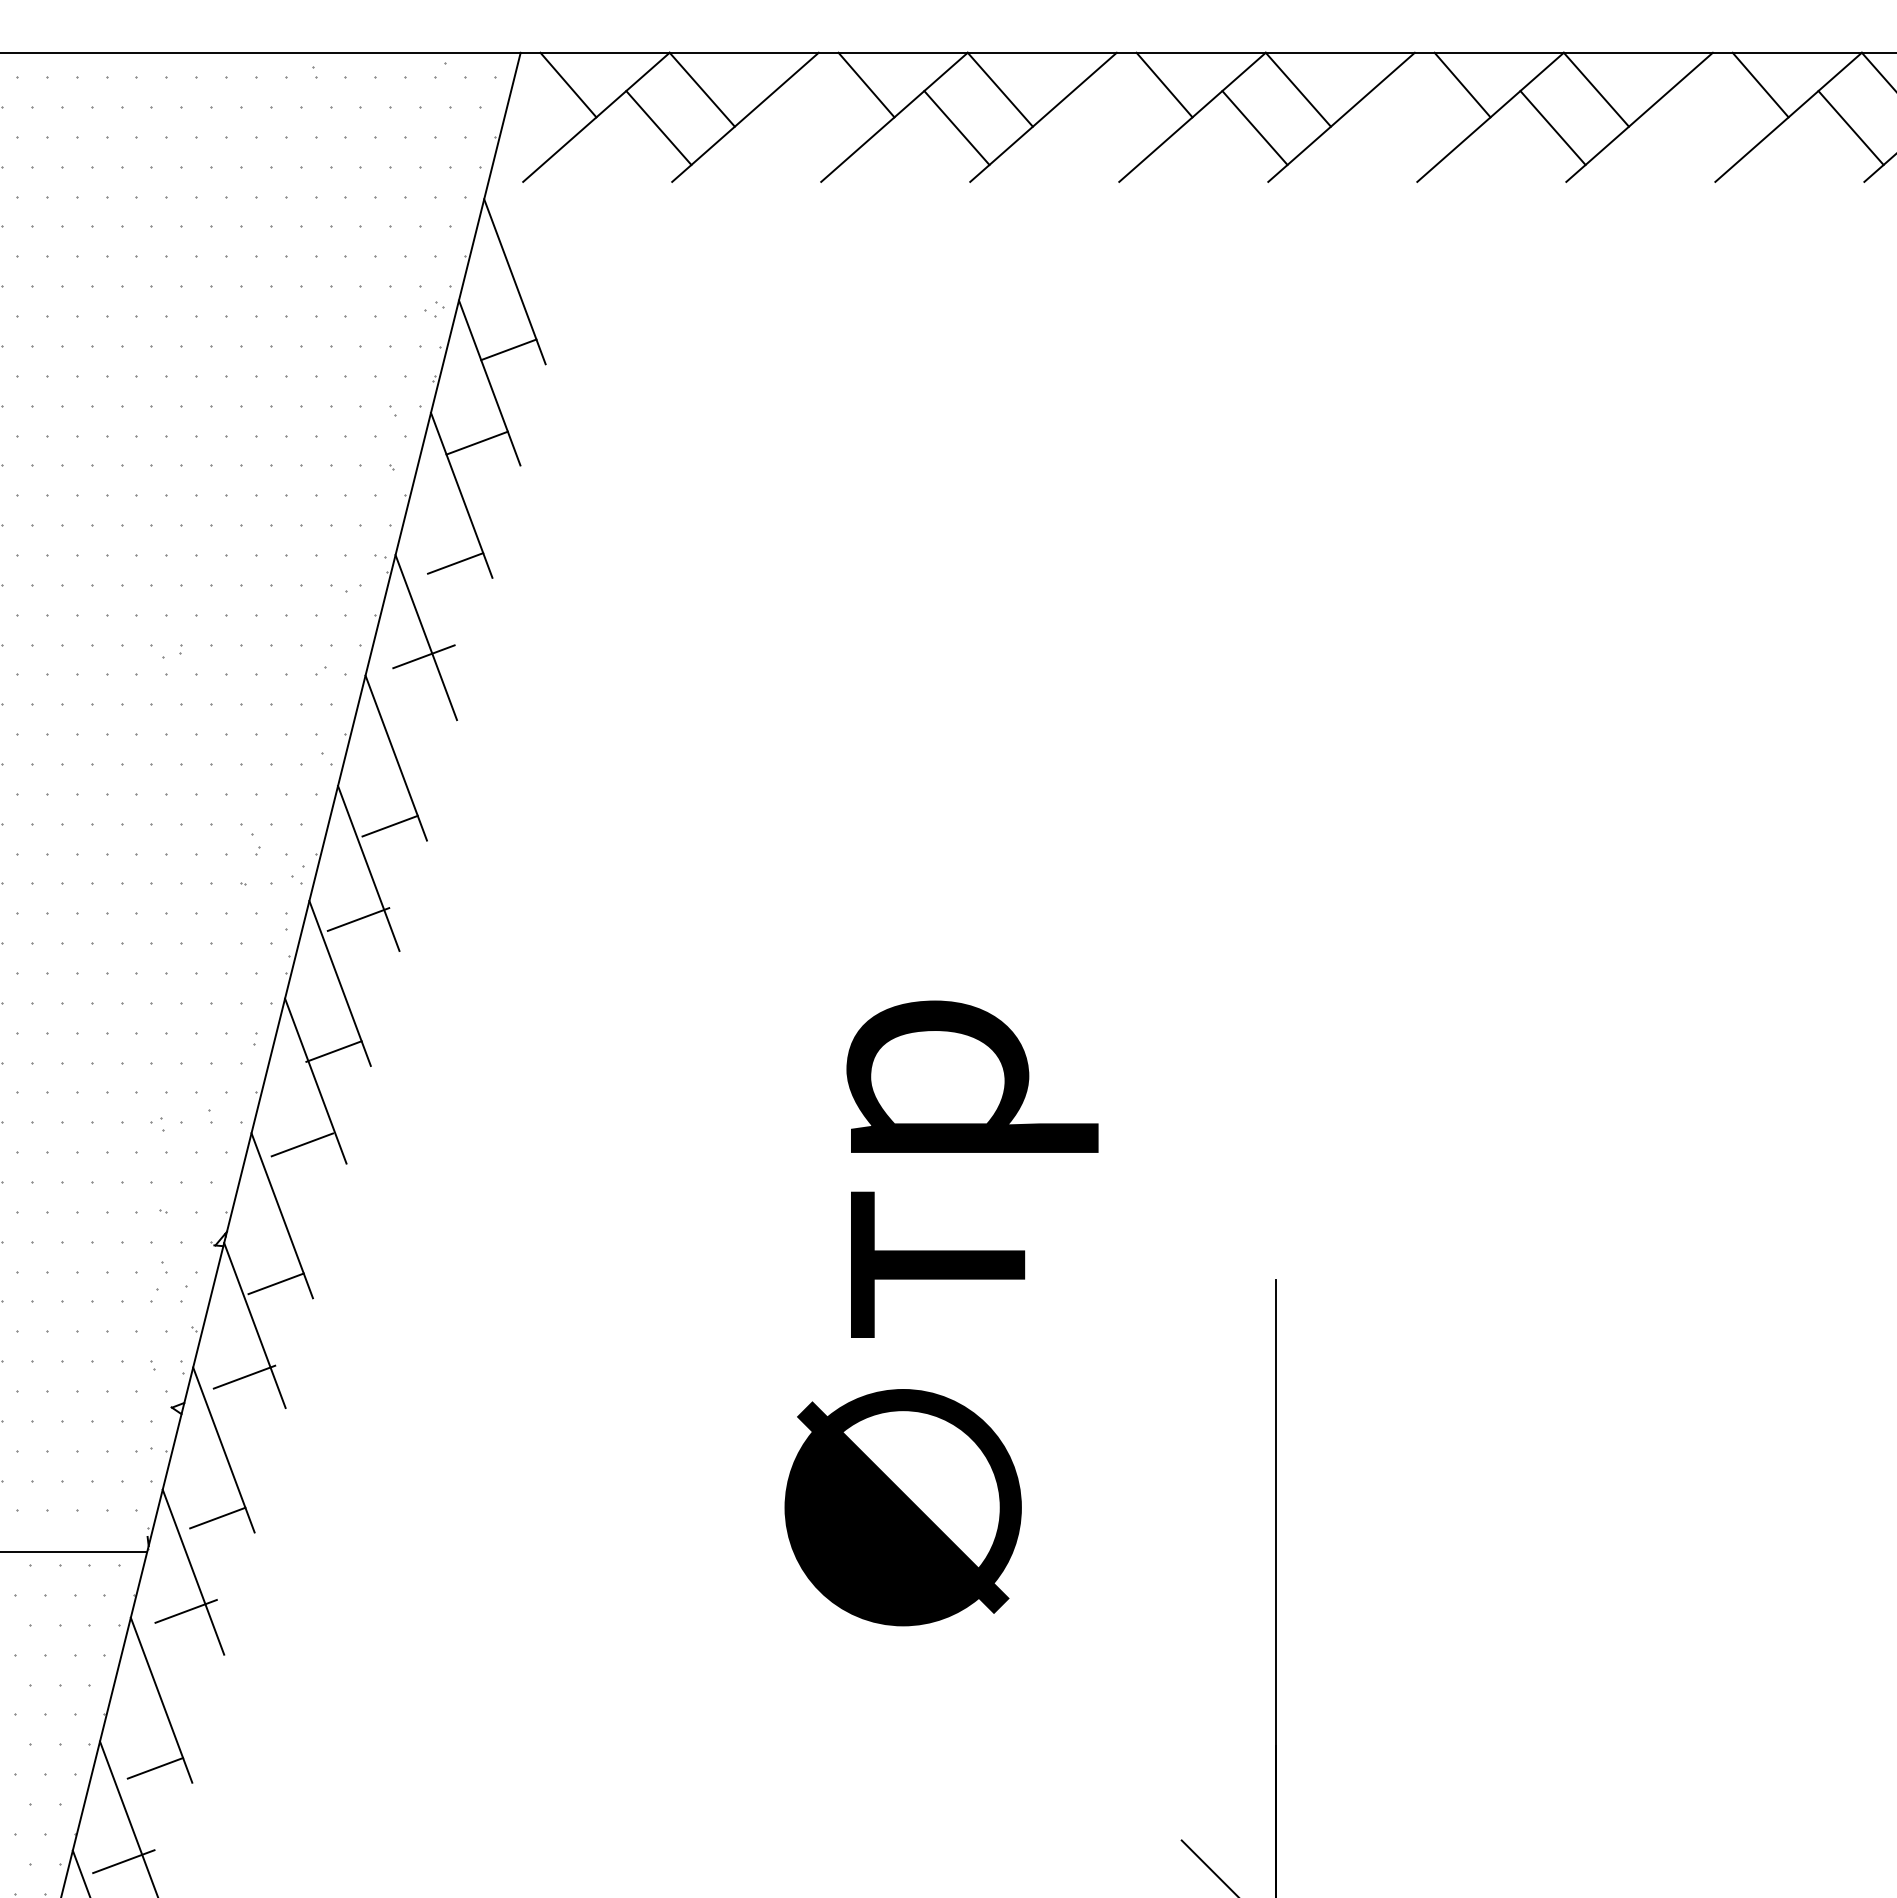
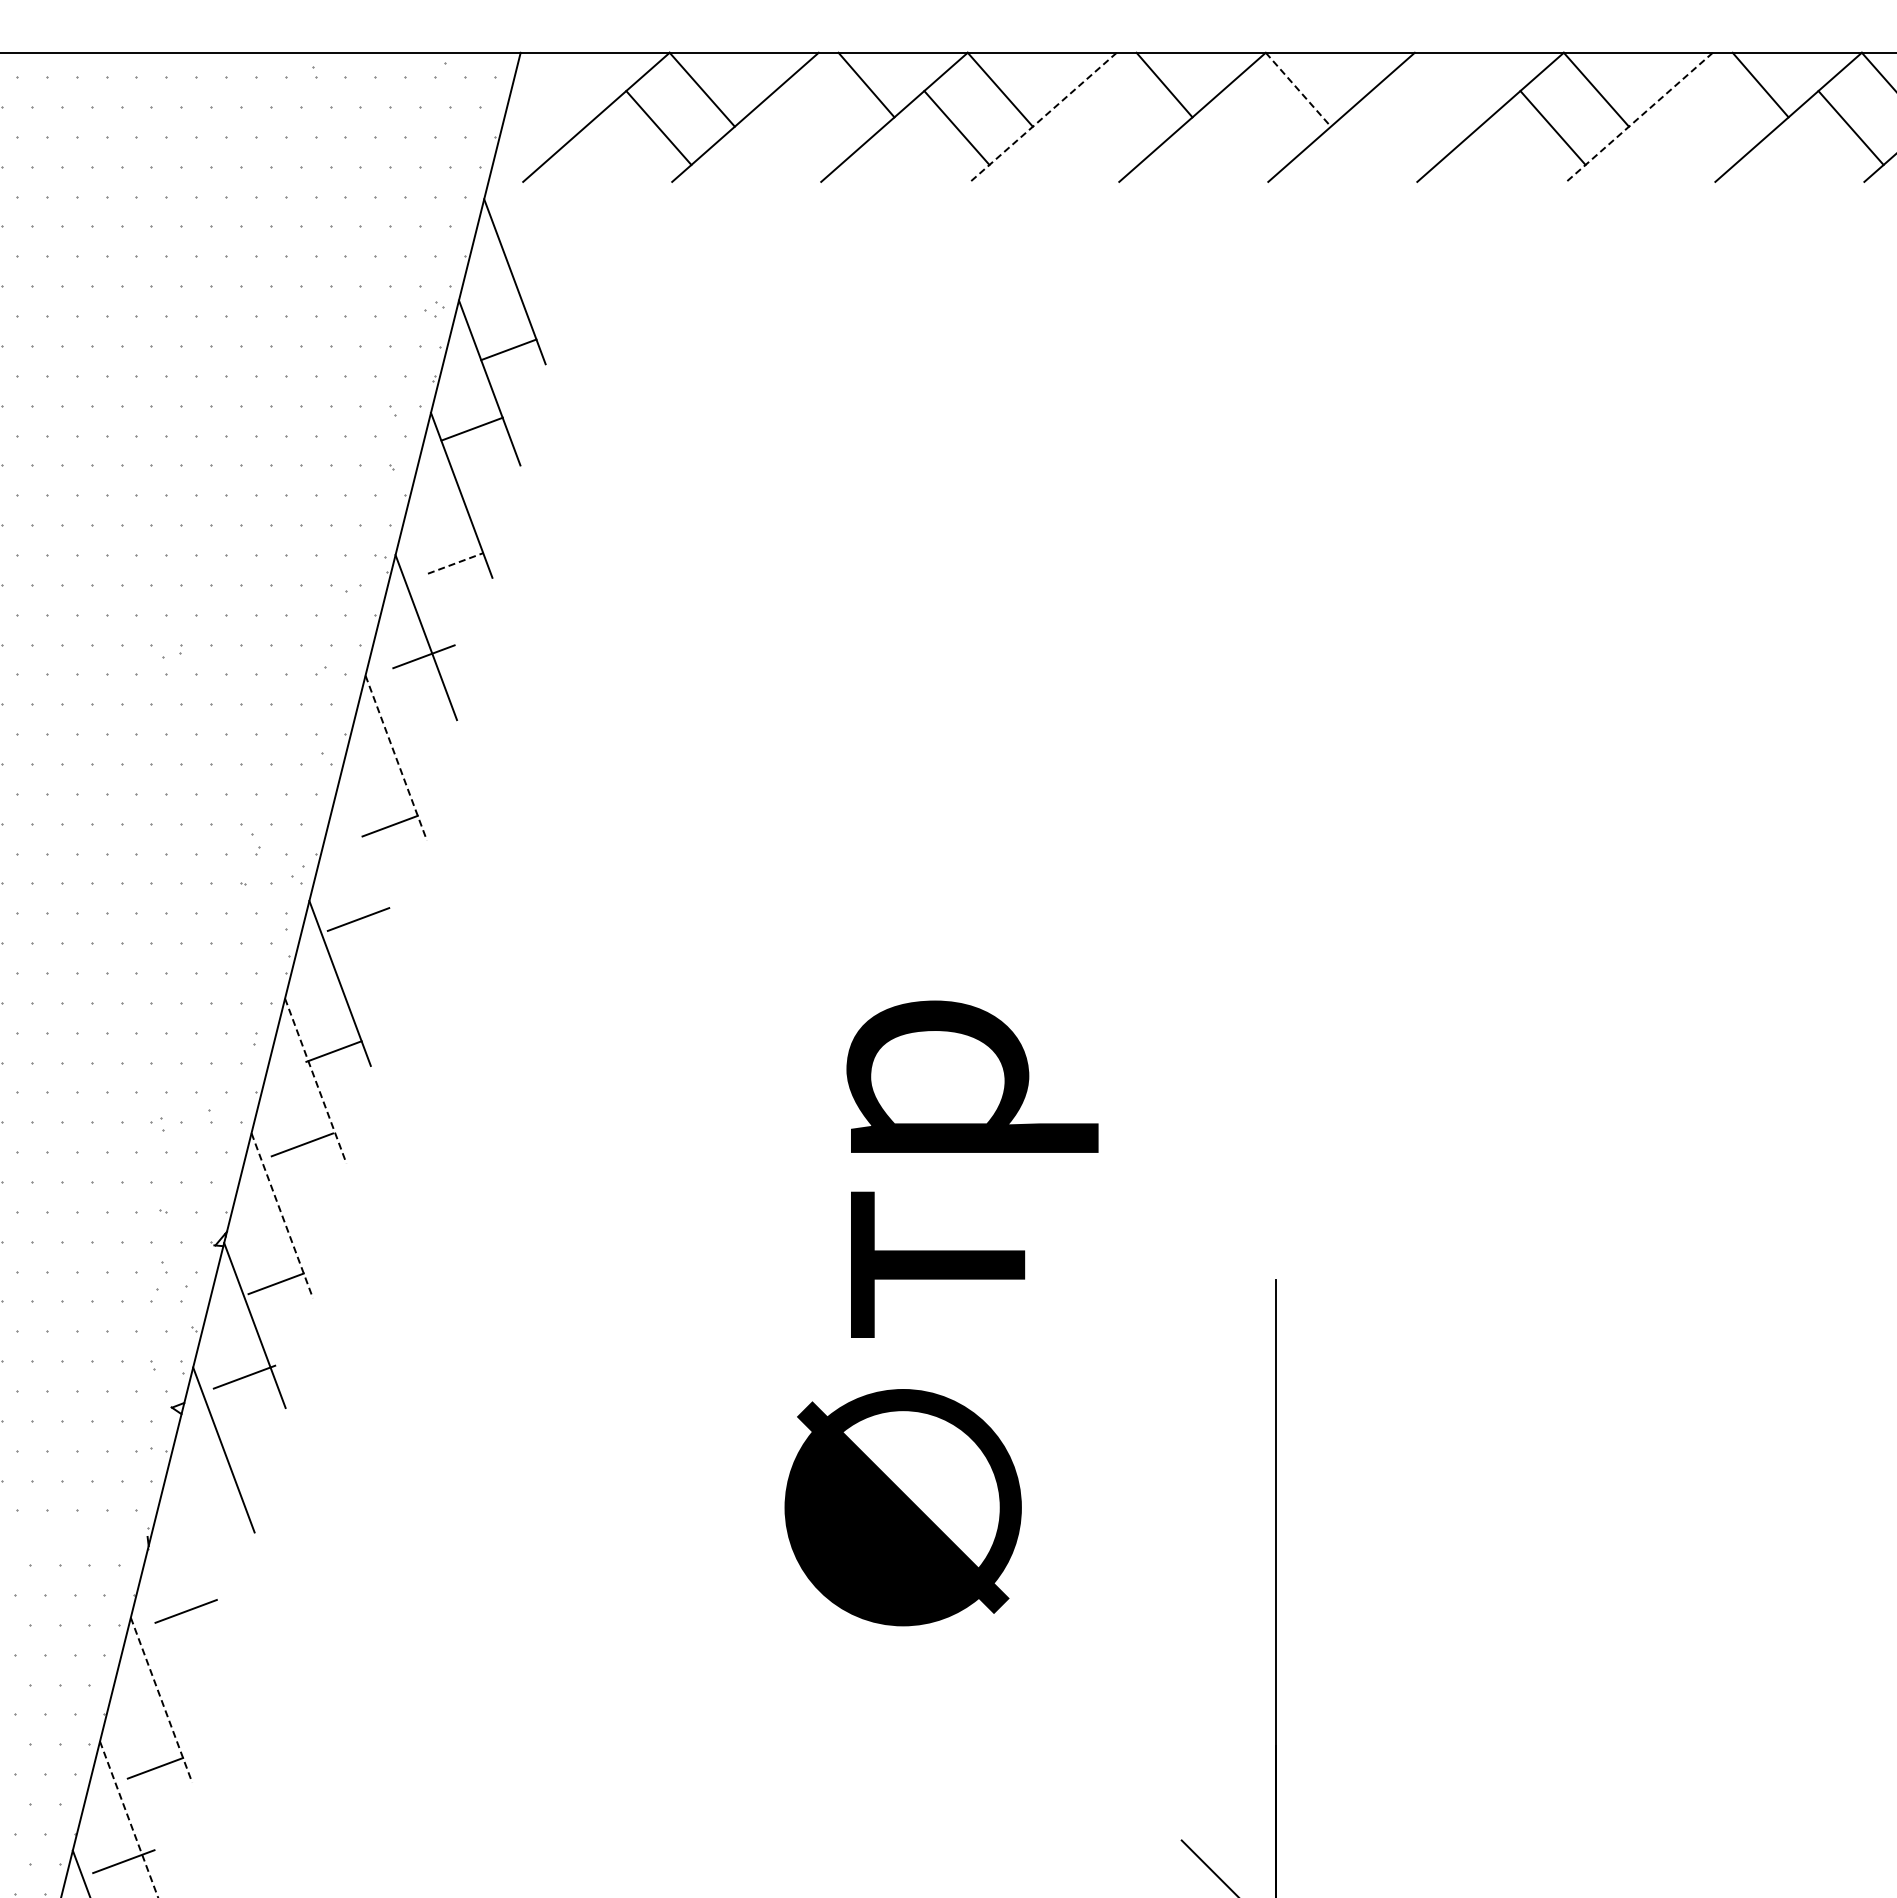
line: present -> none (568, 84)
line: present -> none (1462, 84)
line: solid -> dashed (1298, 90)
line: solid -> dashed (1043, 117)
line: solid -> dashed (1639, 117)
line: present -> none (1254, 127)
line position: (476, 442) -> (471, 428) (471, 428)
line: solid -> dashed (456, 563)
line: solid -> dashed (396, 758)
line: present -> none (368, 868)
line: solid -> dashed (315, 1081)
line: solid -> dashed (282, 1216)
line: present -> none (217, 1517)
line: present -> none (74, 1552)
line: present -> none (193, 1571)
line: solid -> dashed (161, 1700)
line: solid -> dashed (129, 1819)
